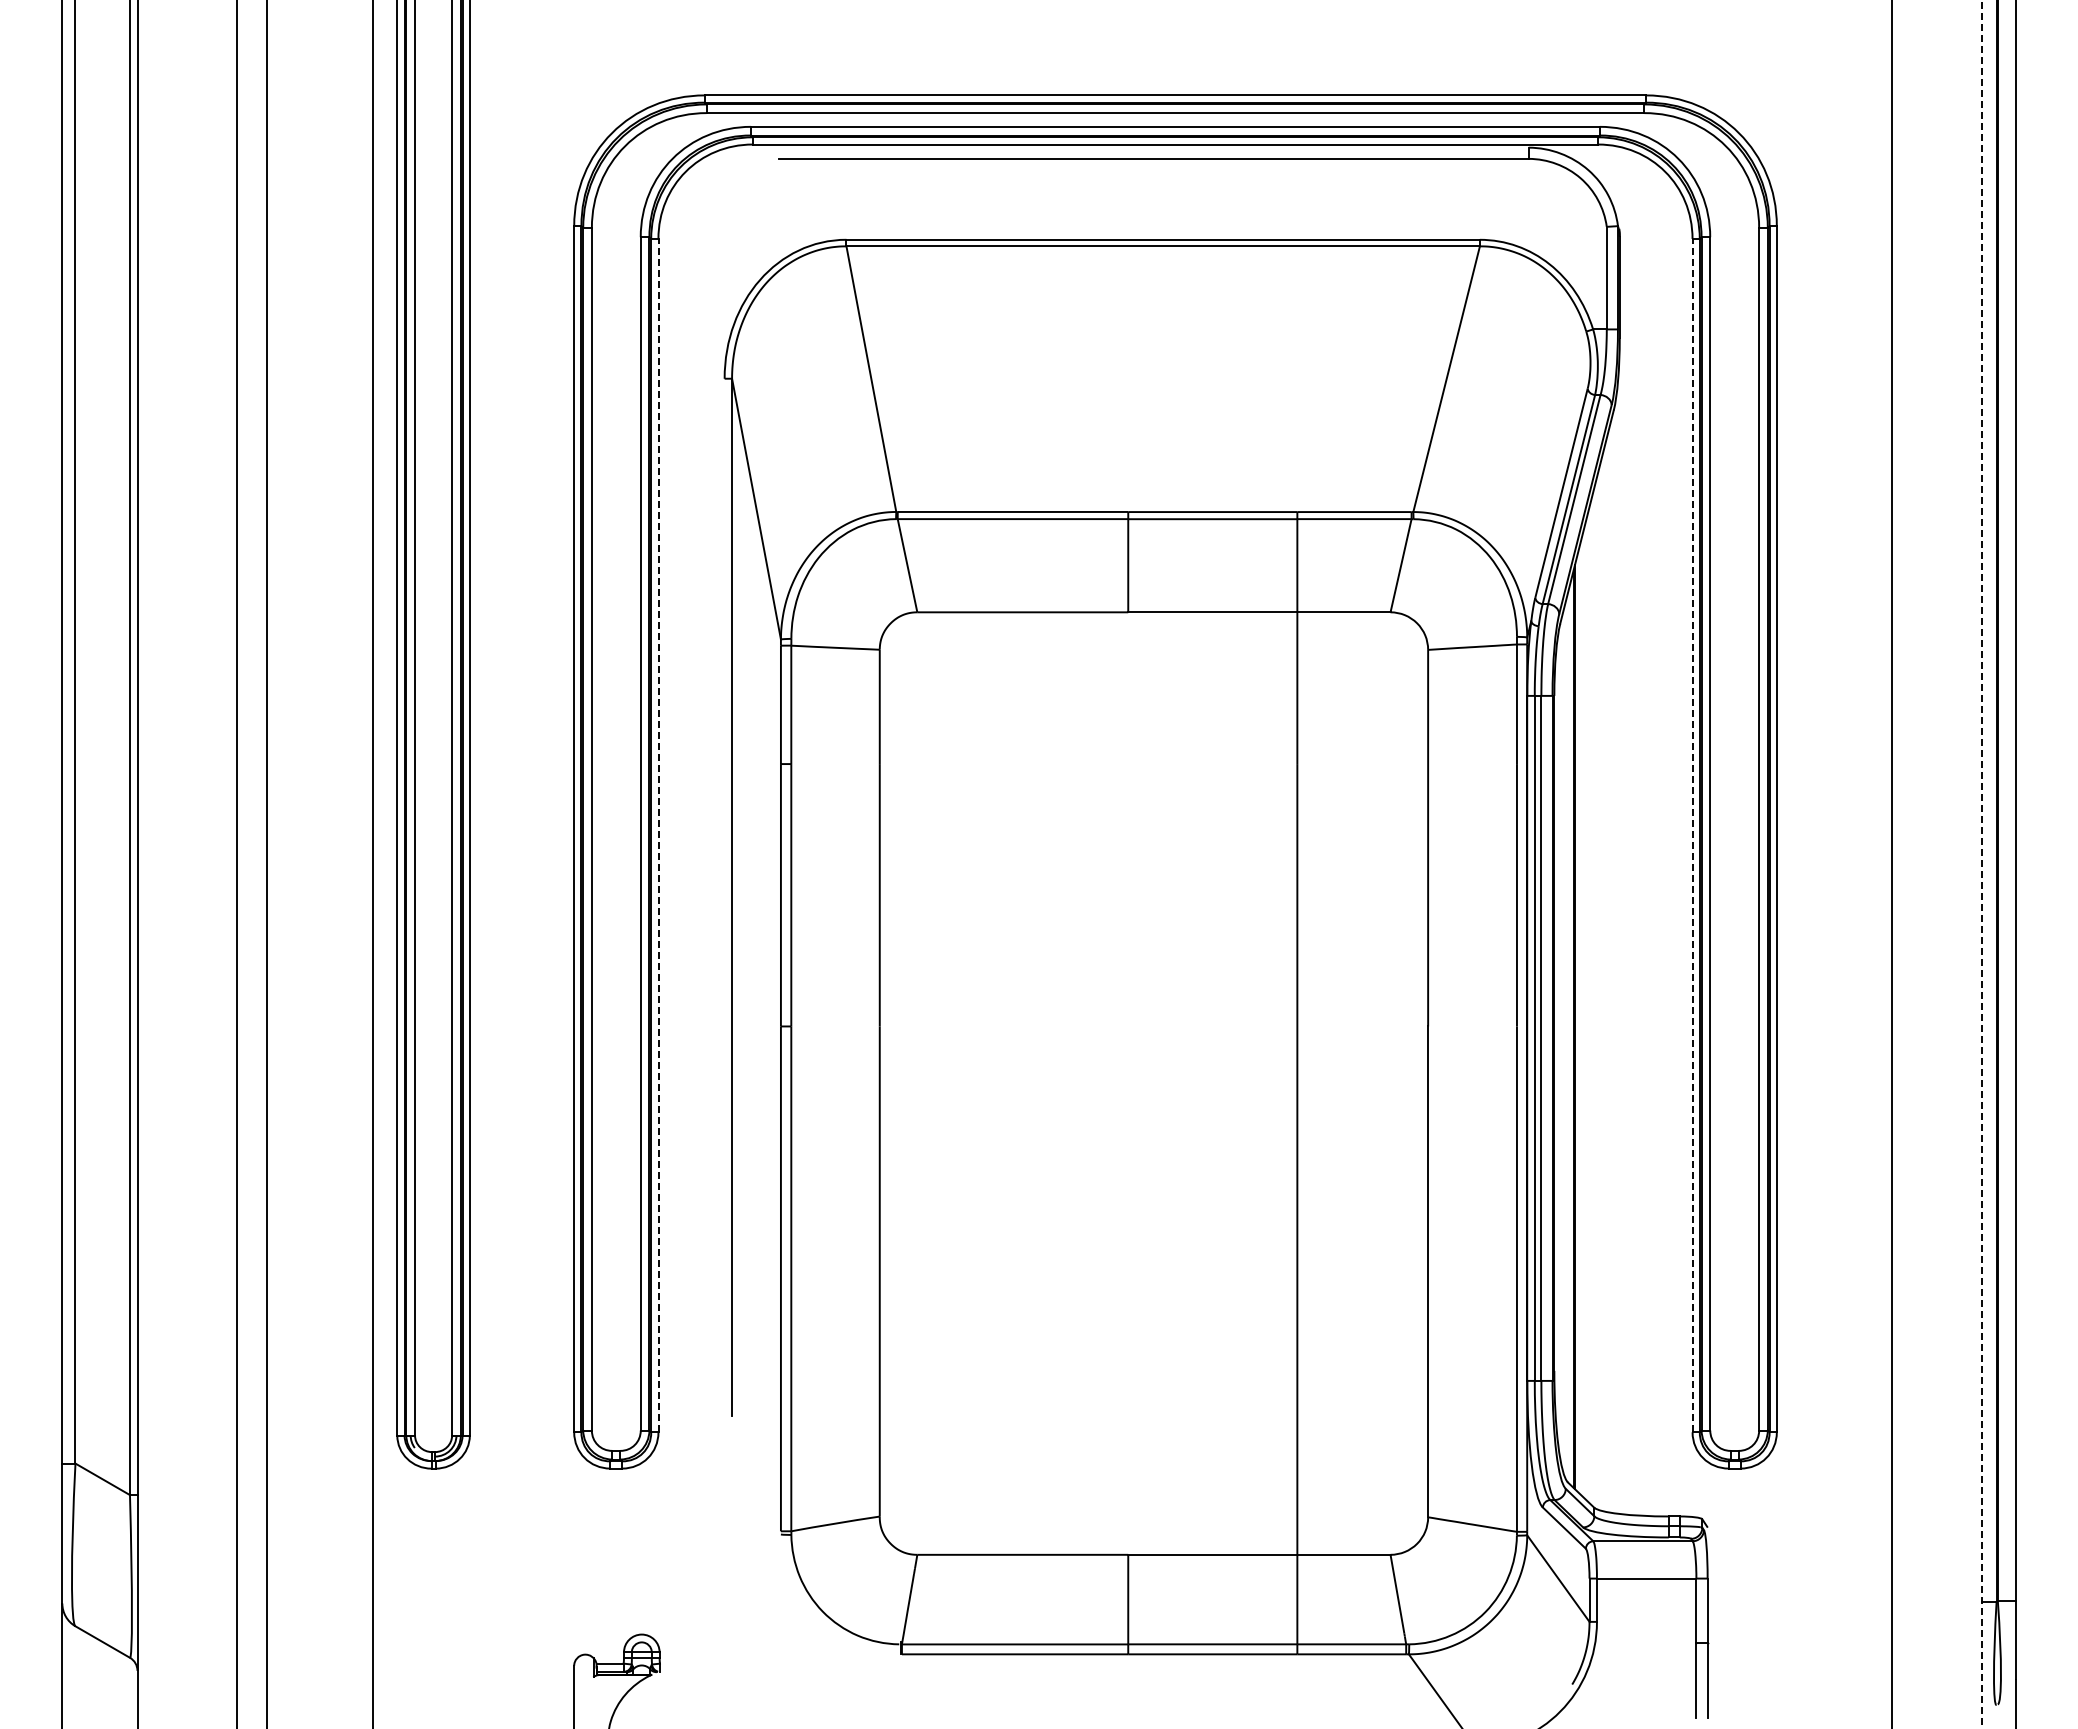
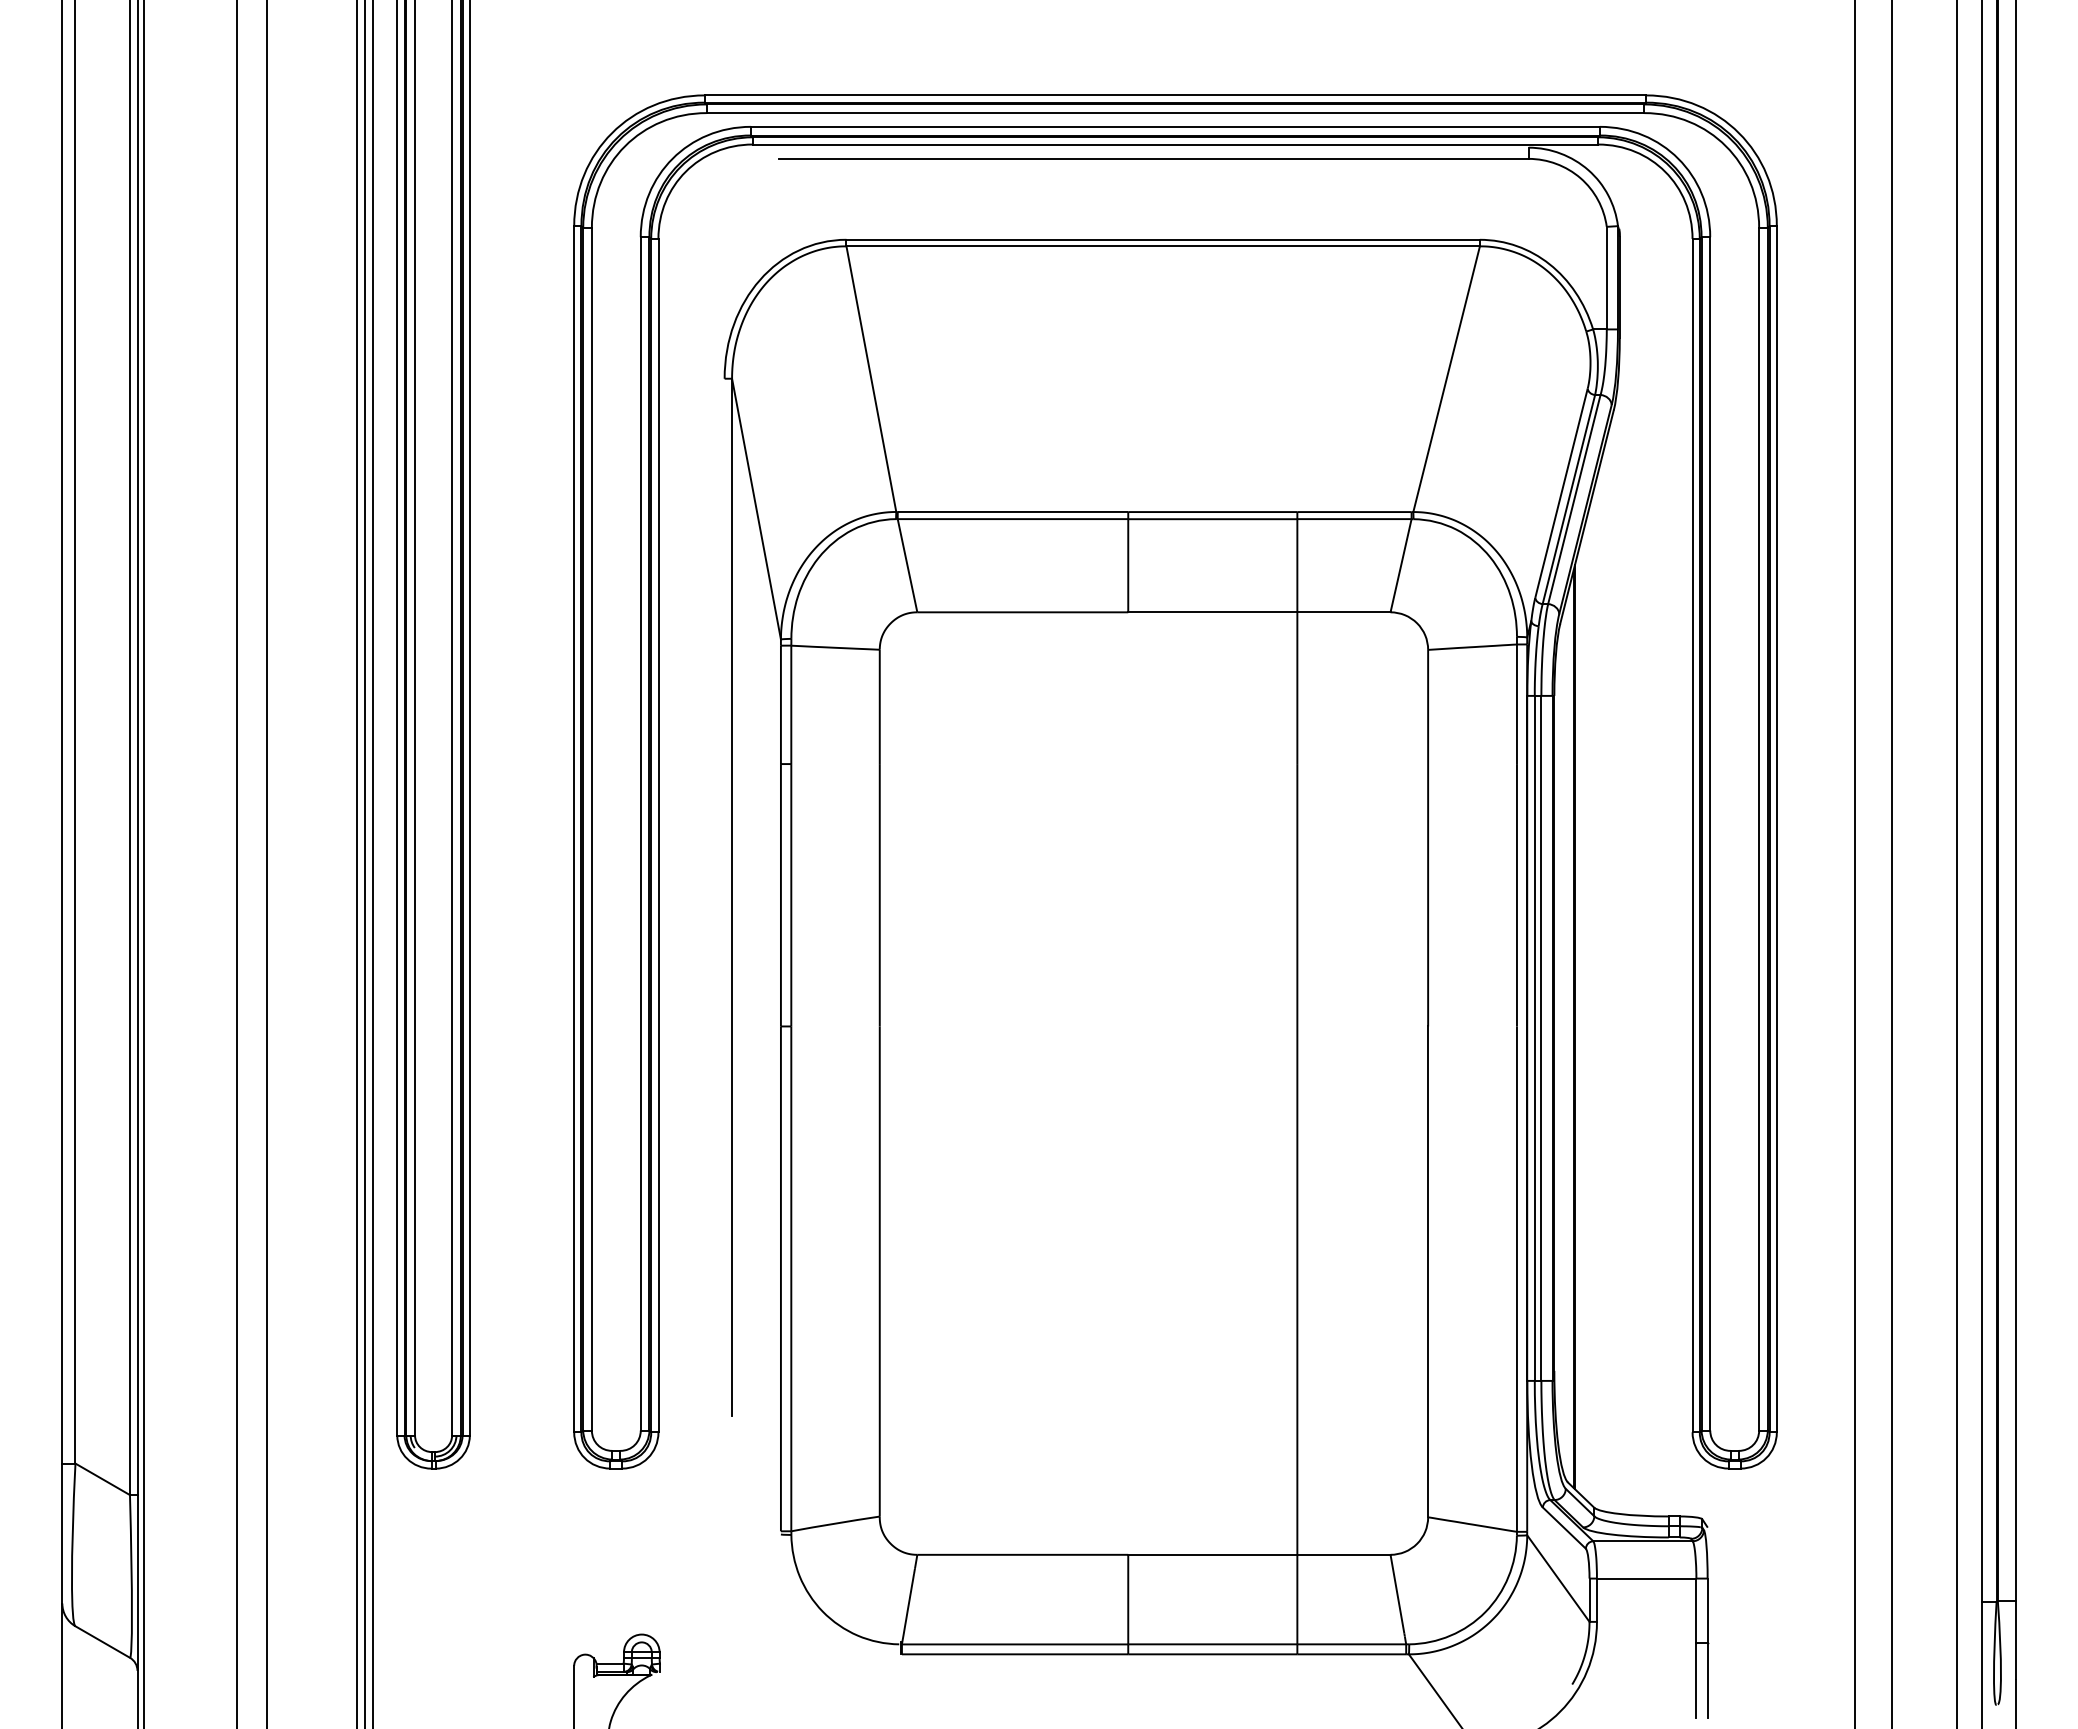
line: dashed -> solid (658, 835)
line: dashed -> solid (1692, 835)
line: none -> present (143, 863)
line: none -> present (357, 863)
line: none -> present (364, 863)
line: none -> present (1855, 863)
line: none -> present (1957, 863)
line: dashed -> solid (1981, 864)
